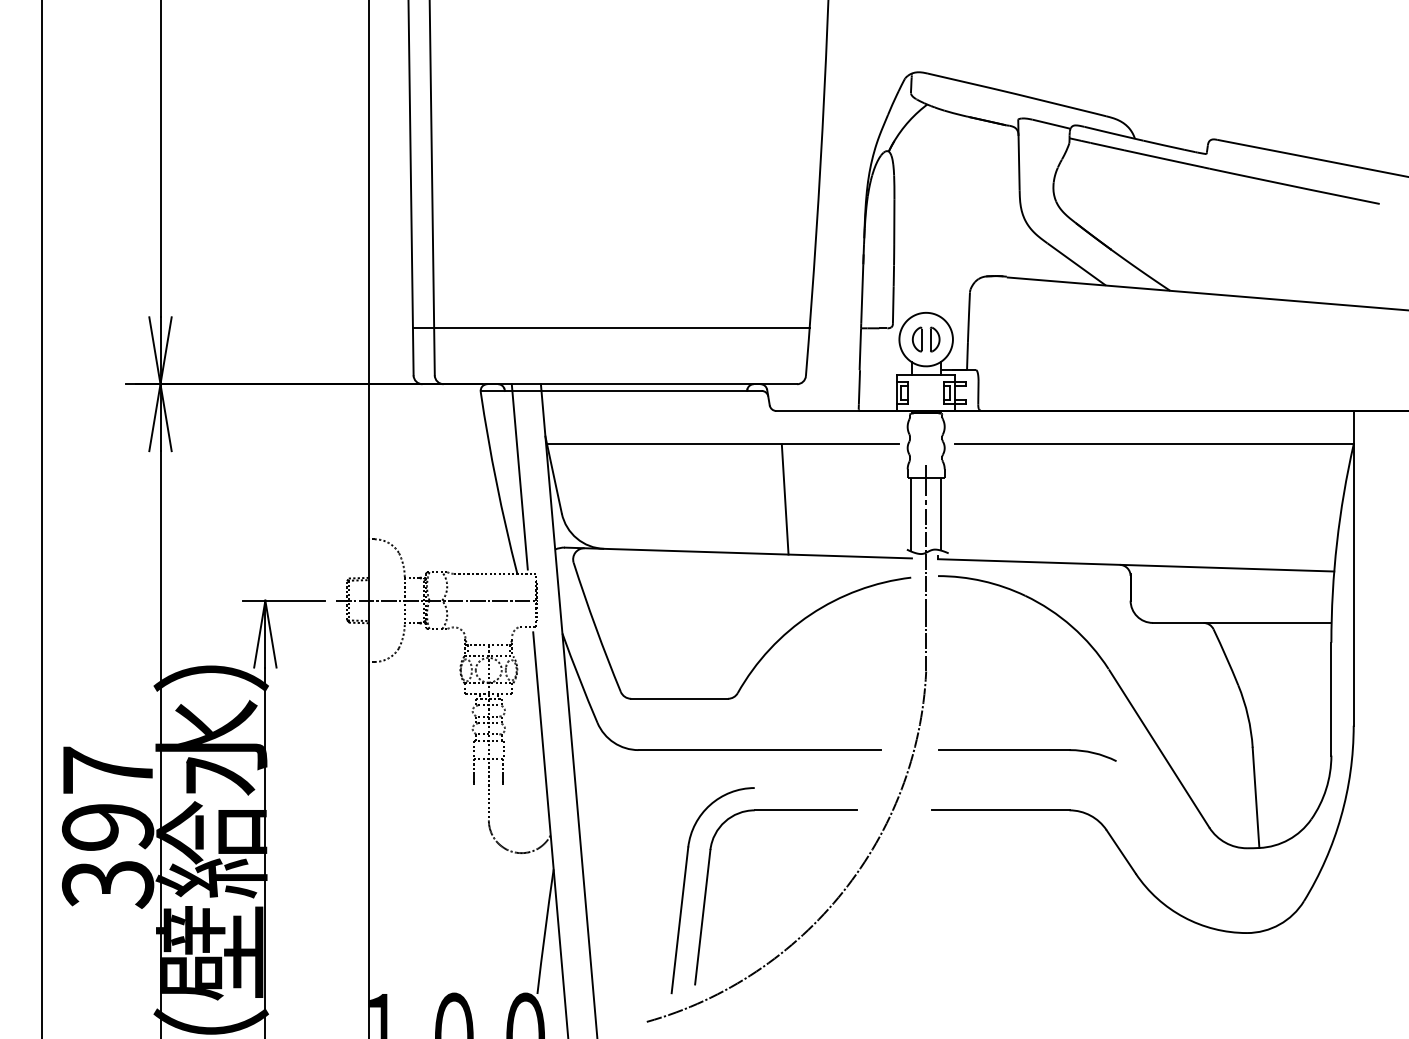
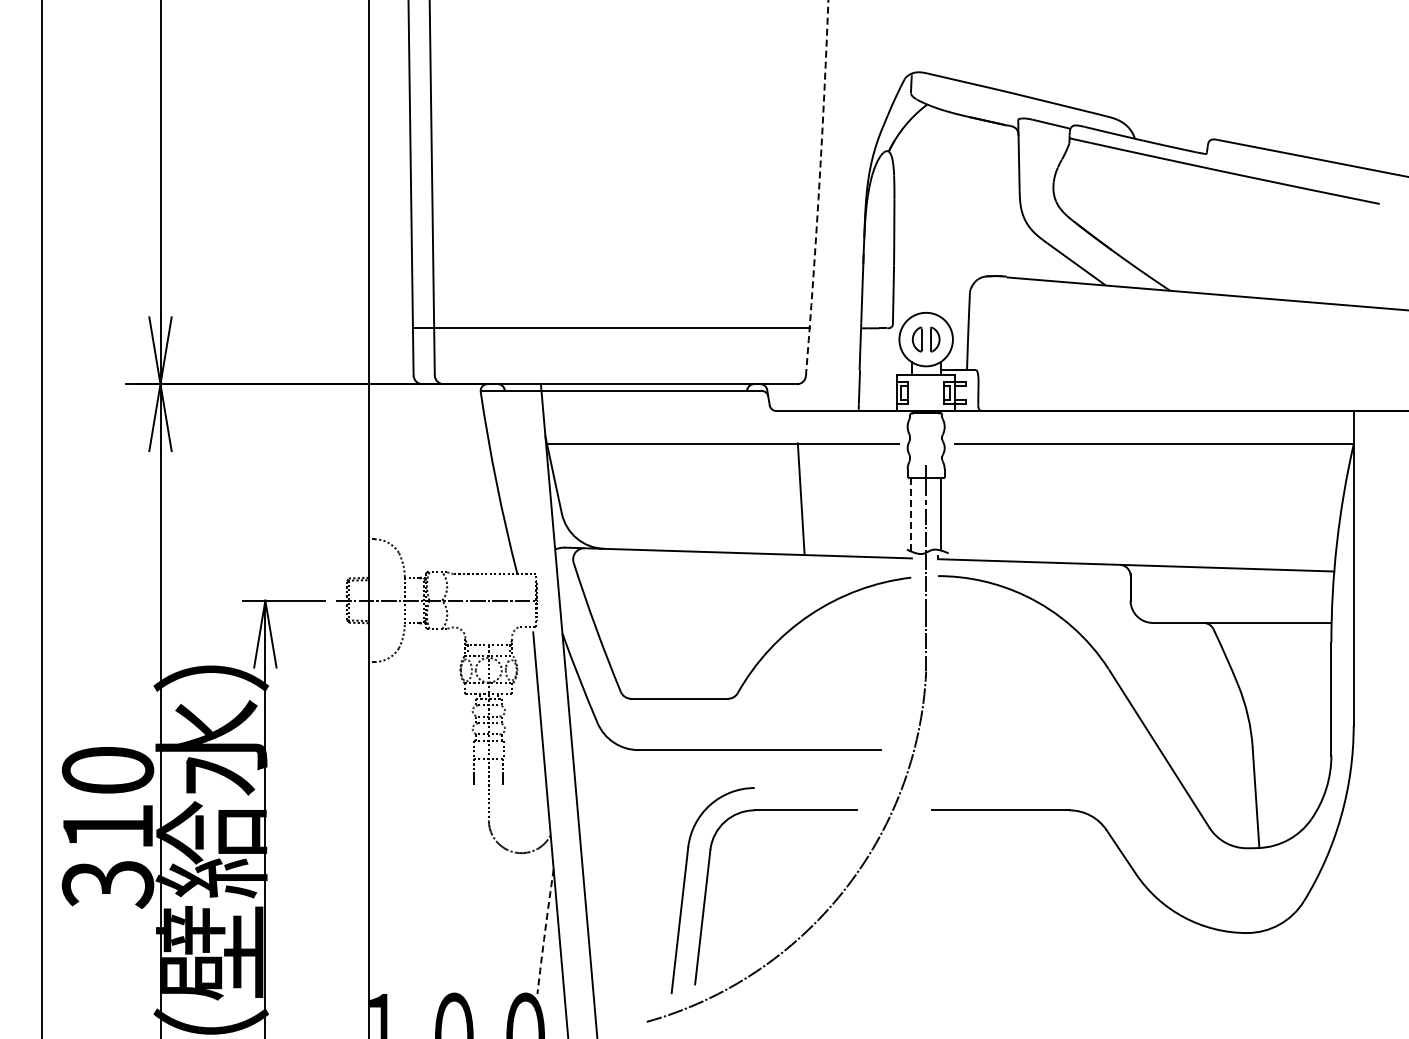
arc: solid -> dashed (819, 187)
line: present -> none (519, 476)
line position: (784, 499) -> (800, 498) (800, 498)
line: solid -> dashed (911, 514)
part: present -> none (1027, 755)
text: 397 -> 310 (107, 798)
arc: solid -> dashed (545, 931)
